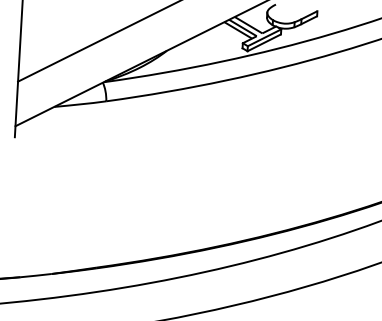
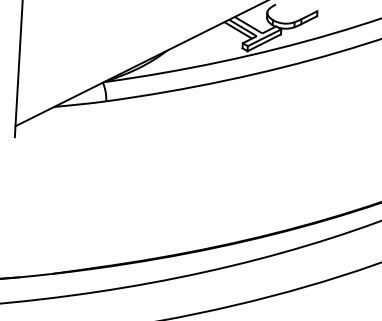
line: present -> none (97, 41)
